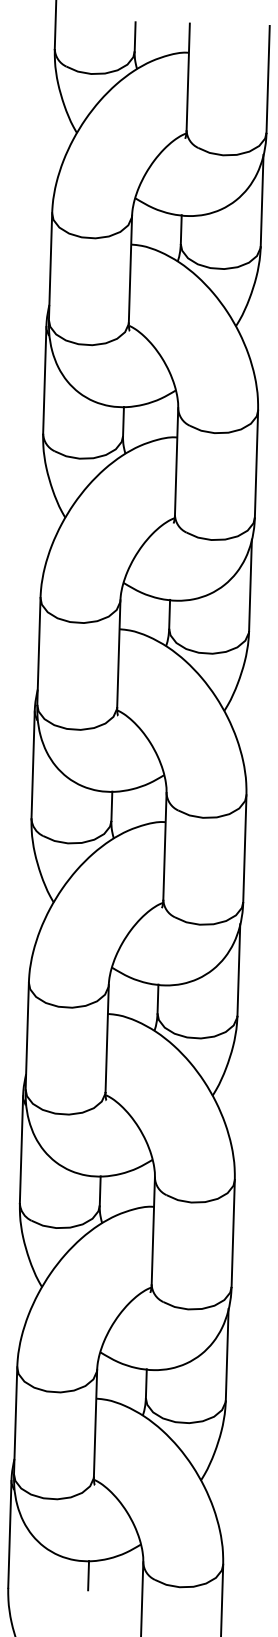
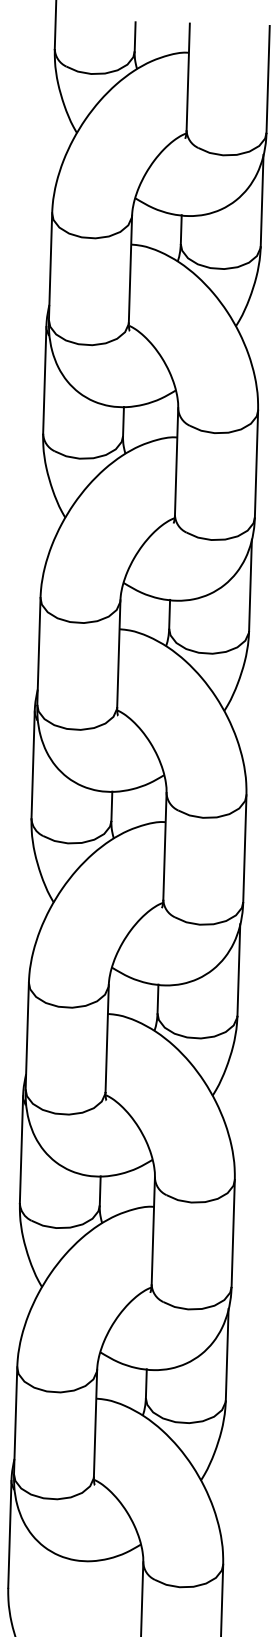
line: present -> none (88, 1575)
